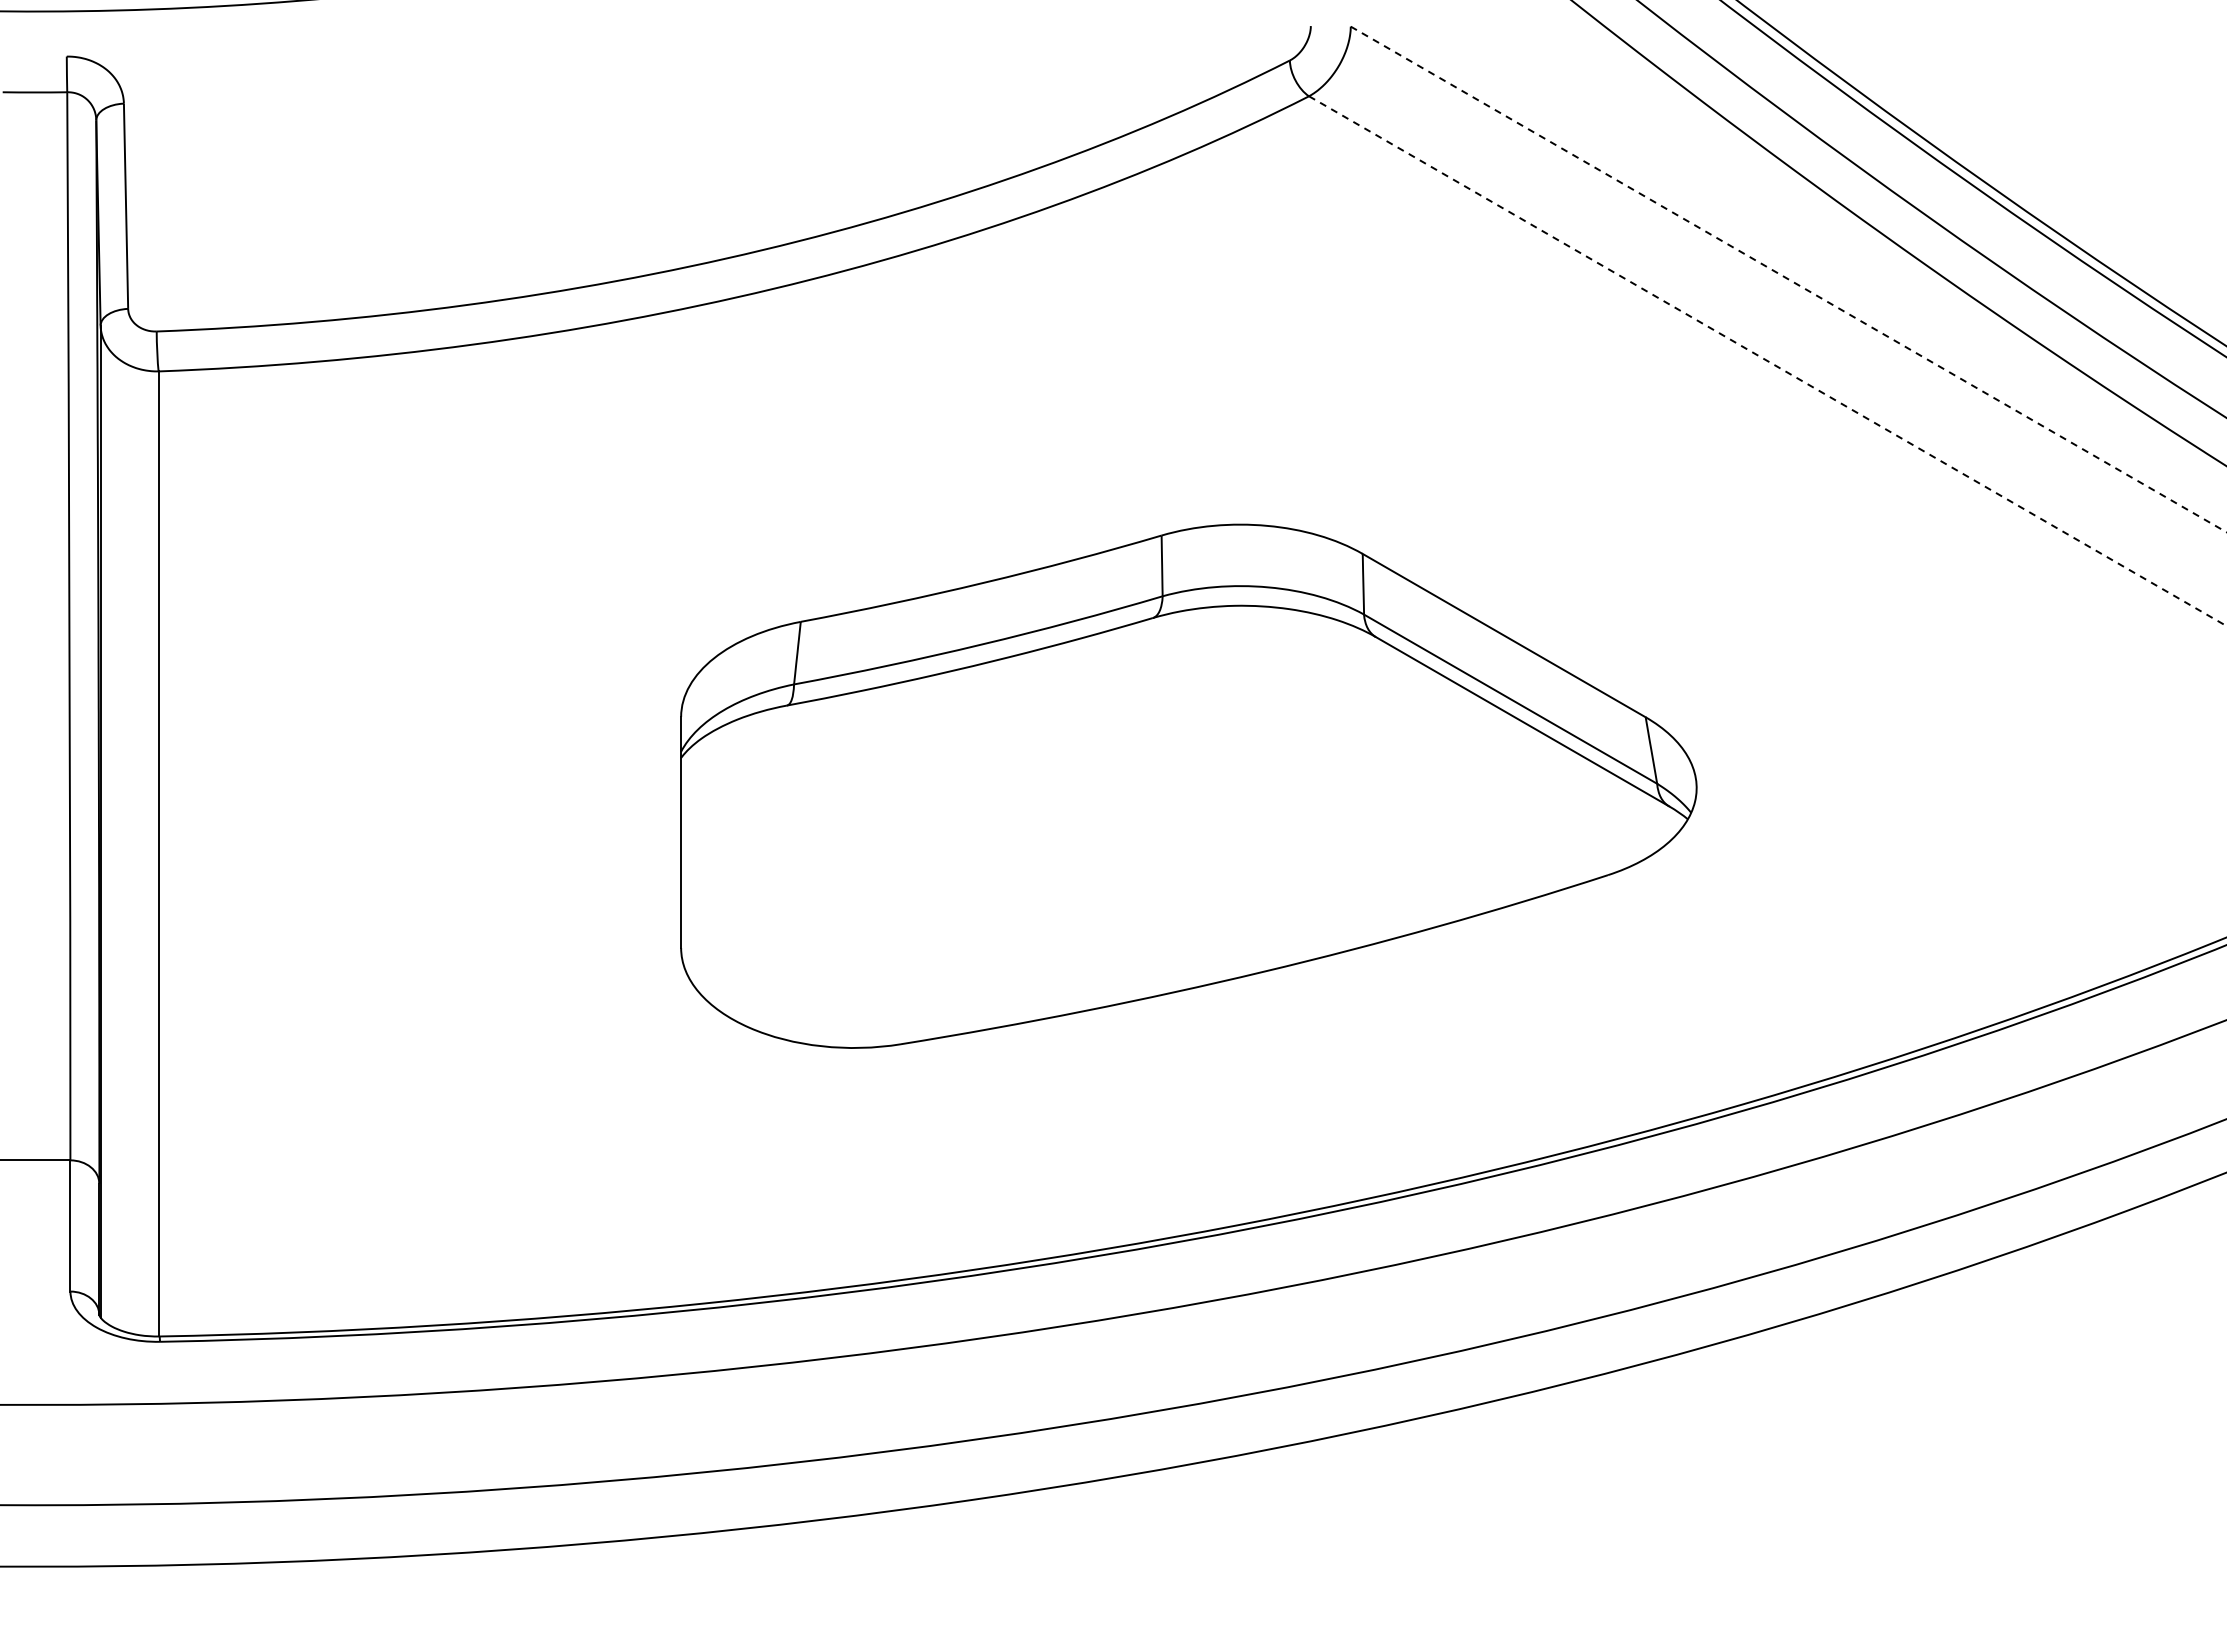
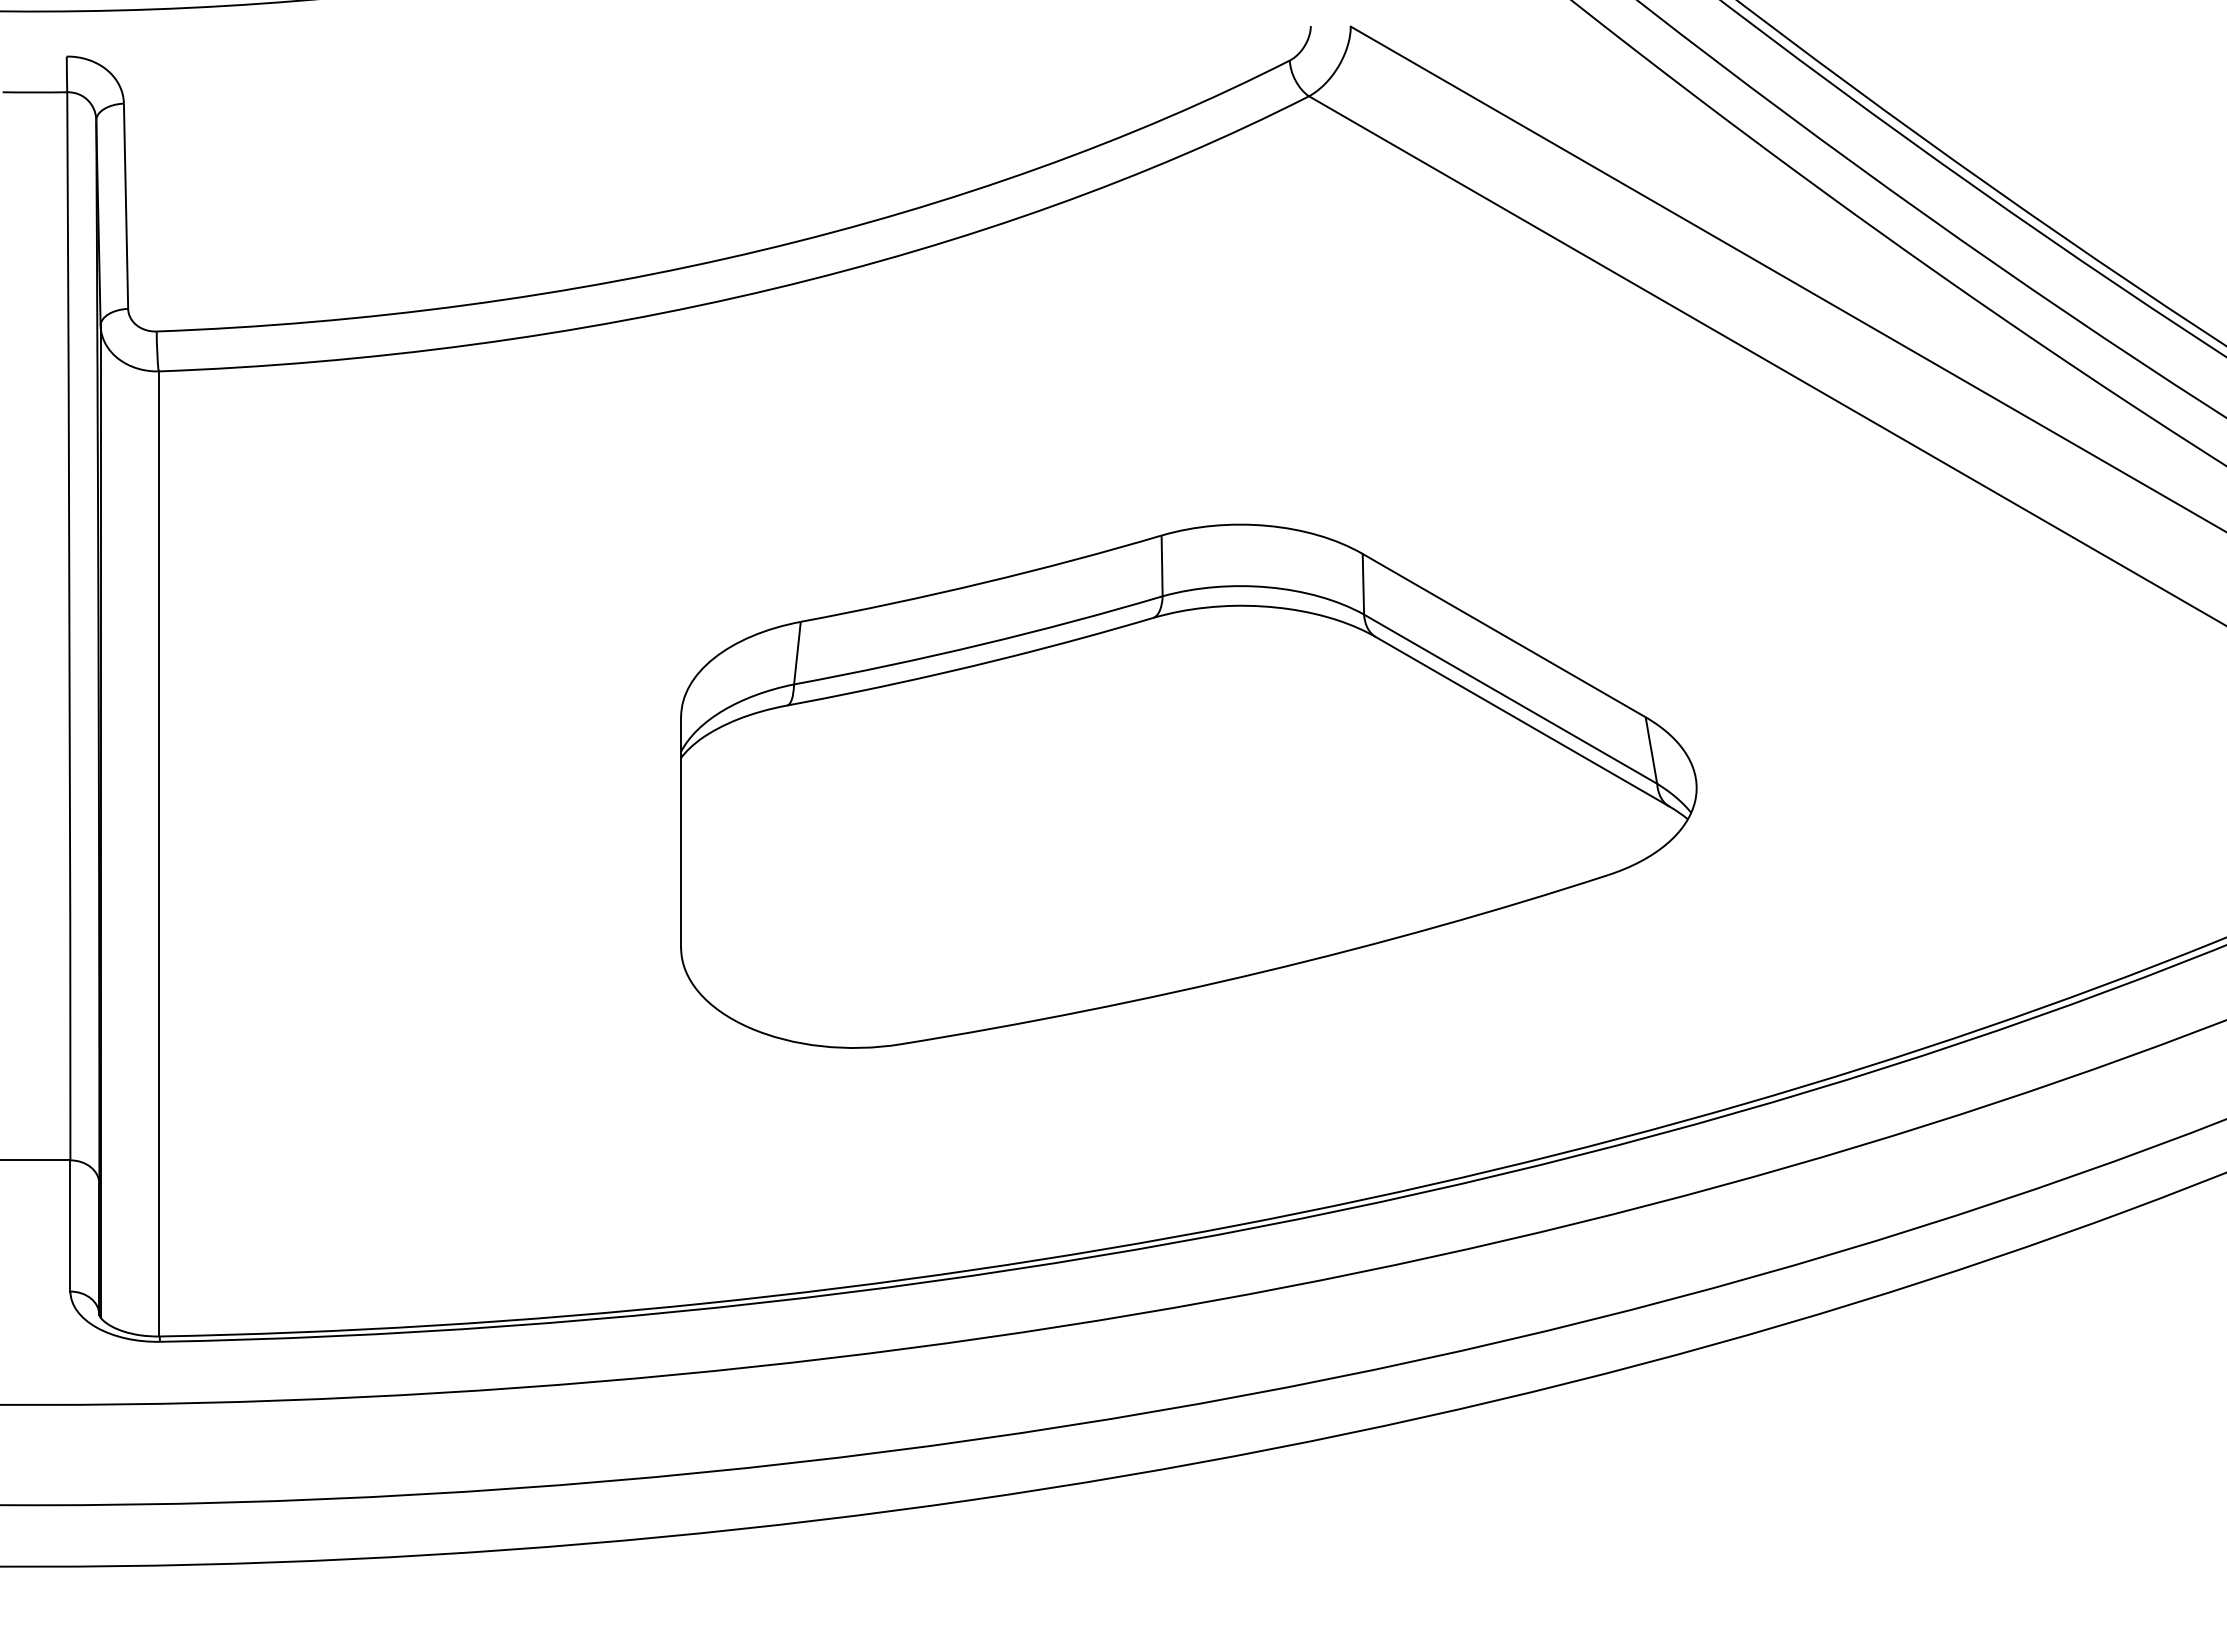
line: dashed -> solid (1788, 279)
line: dashed -> solid (1767, 361)
